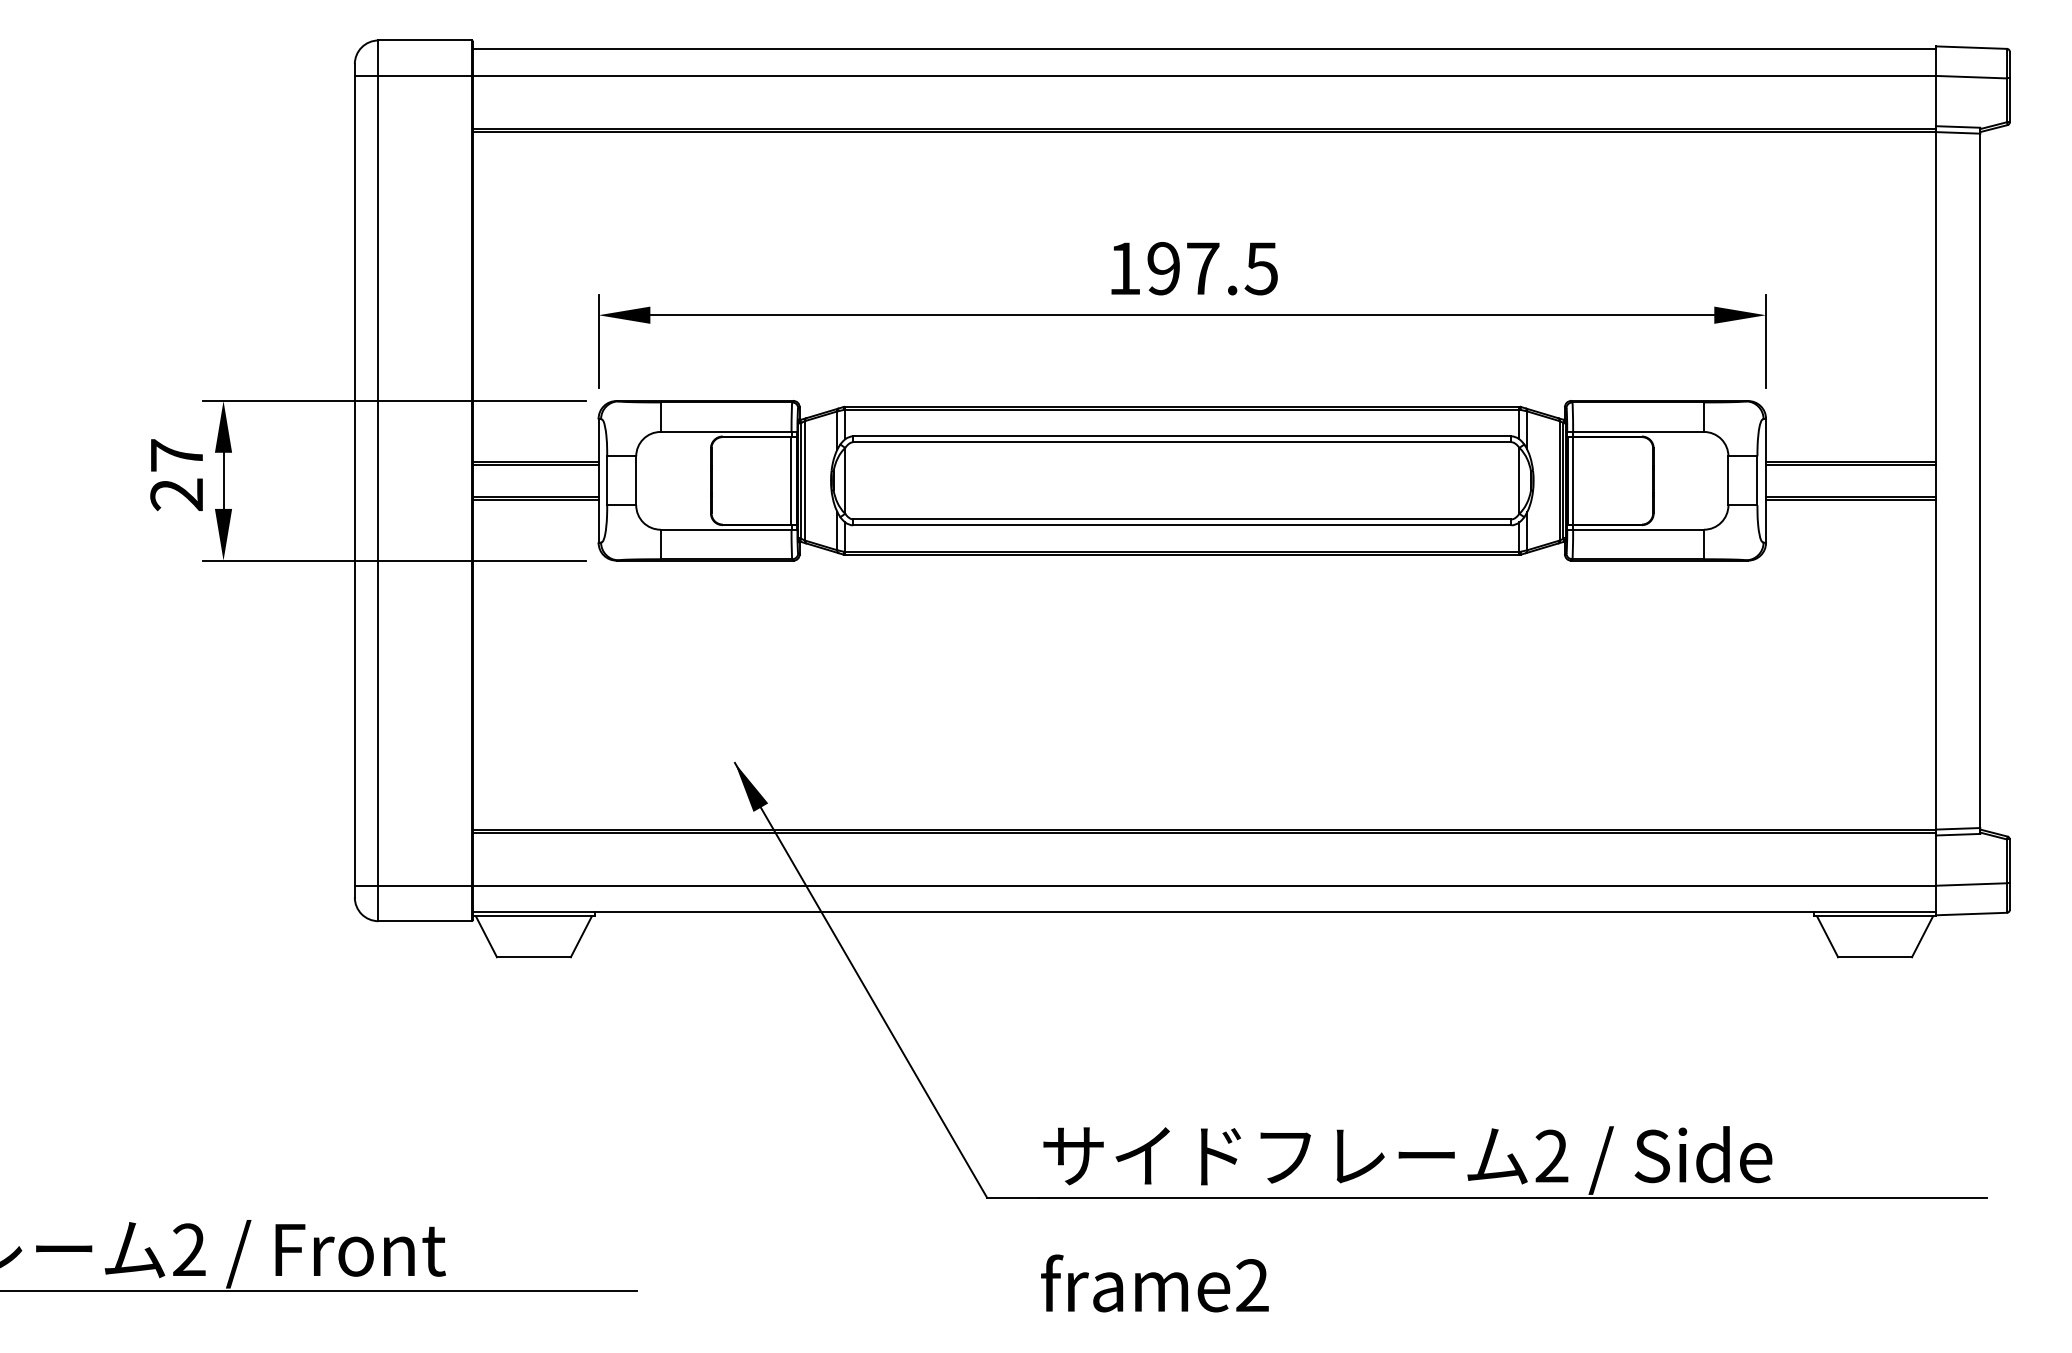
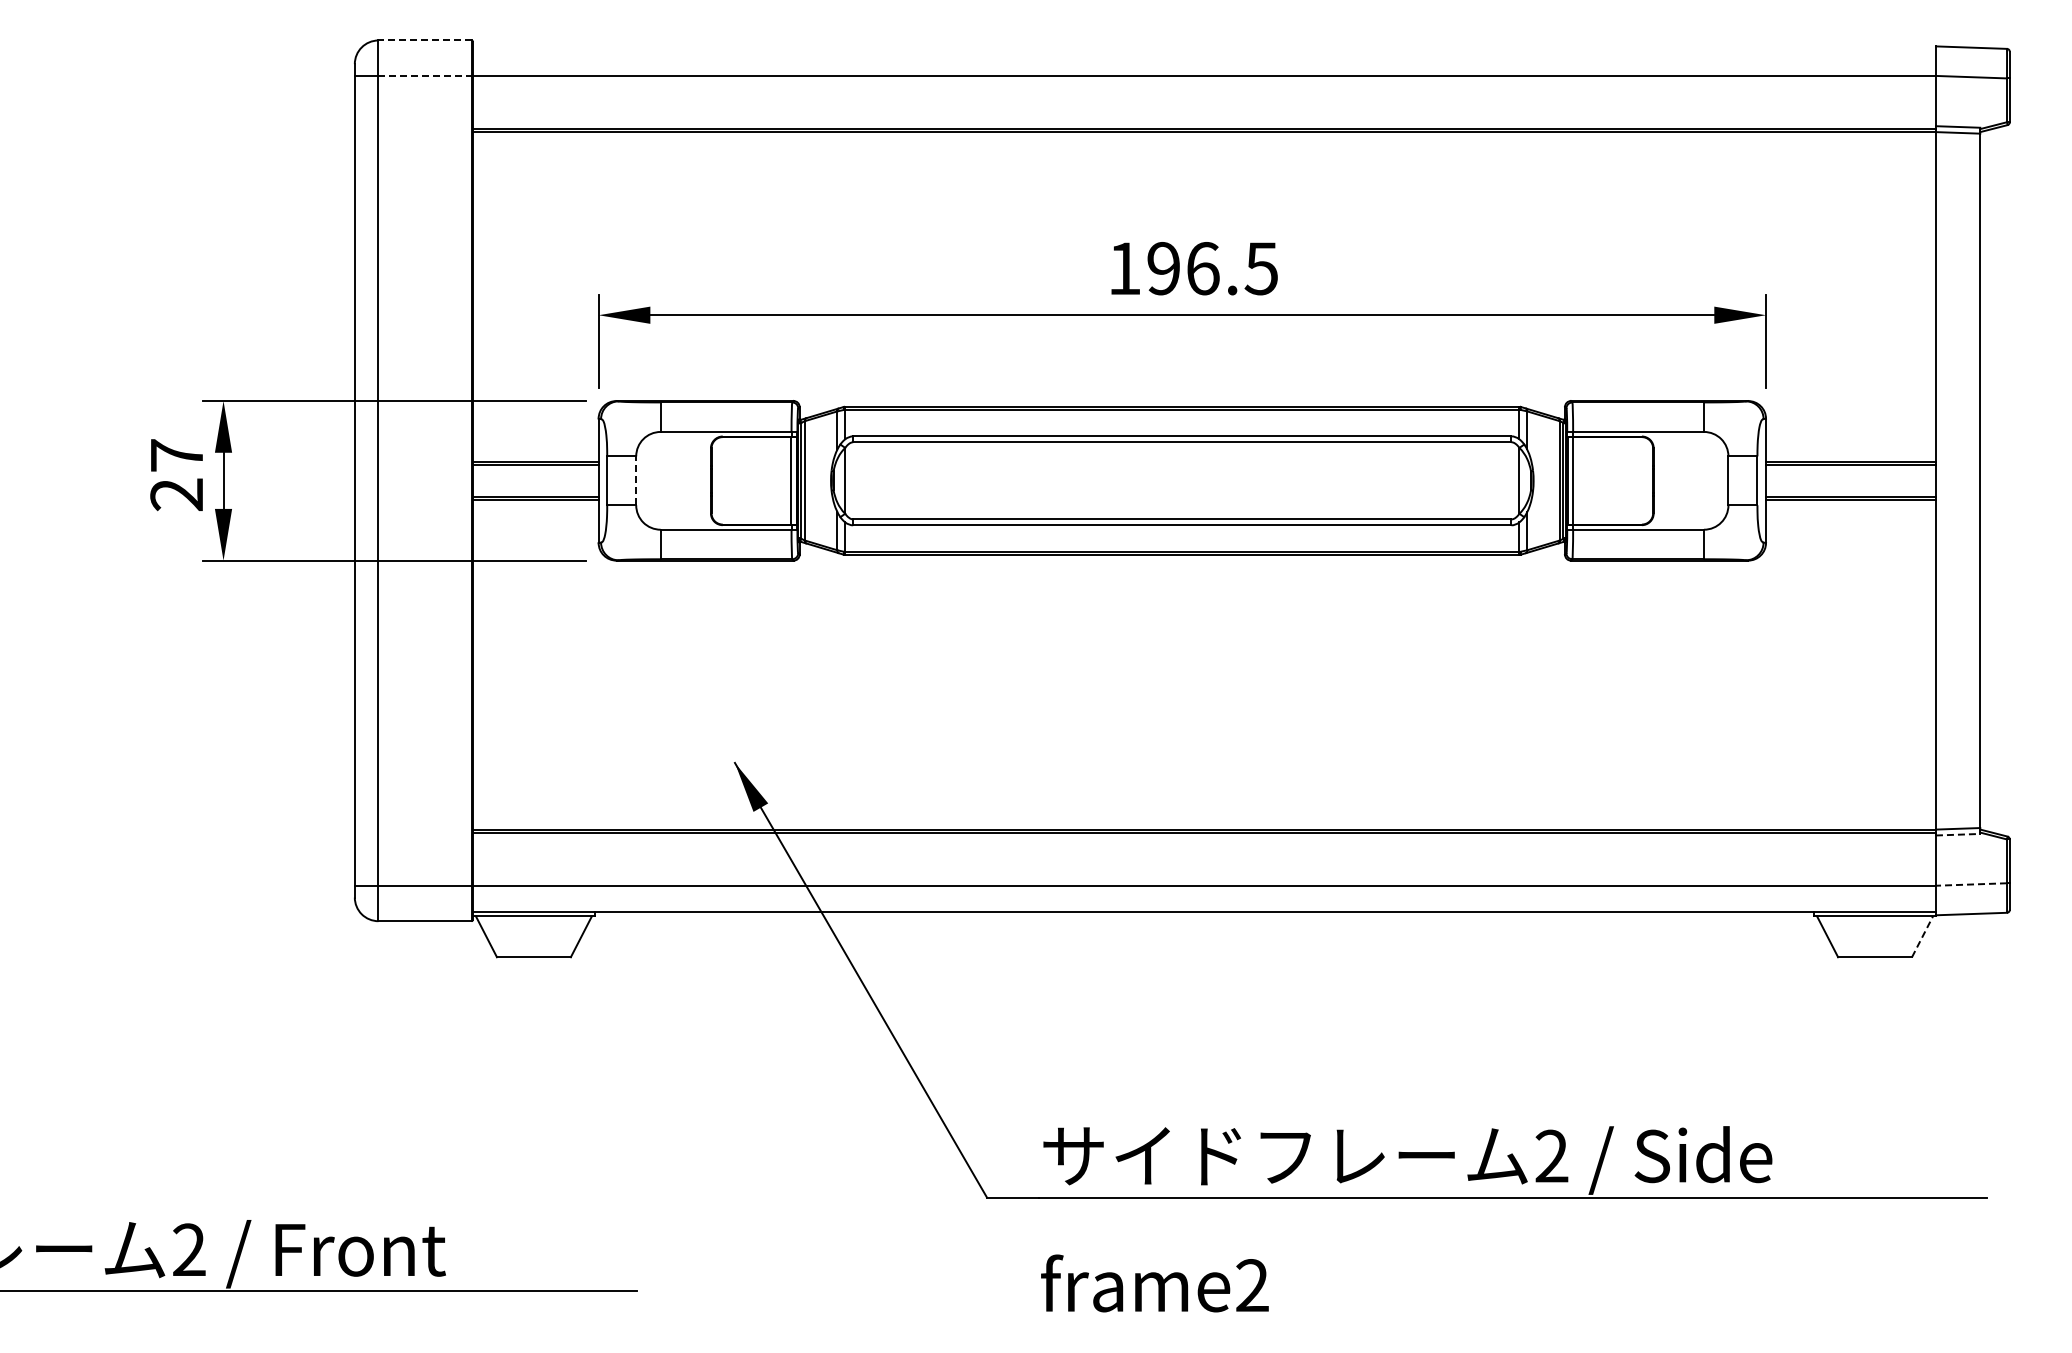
line: solid -> dashed (425, 40)
line: present -> none (1204, 49)
line: solid -> dashed (425, 75)
text: 197.5 -> 196.5 (1203, 268)
line: solid -> dashed (636, 480)
line: solid -> dashed (1958, 834)
line: solid -> dashed (1971, 884)
line: solid -> dashed (1922, 936)
